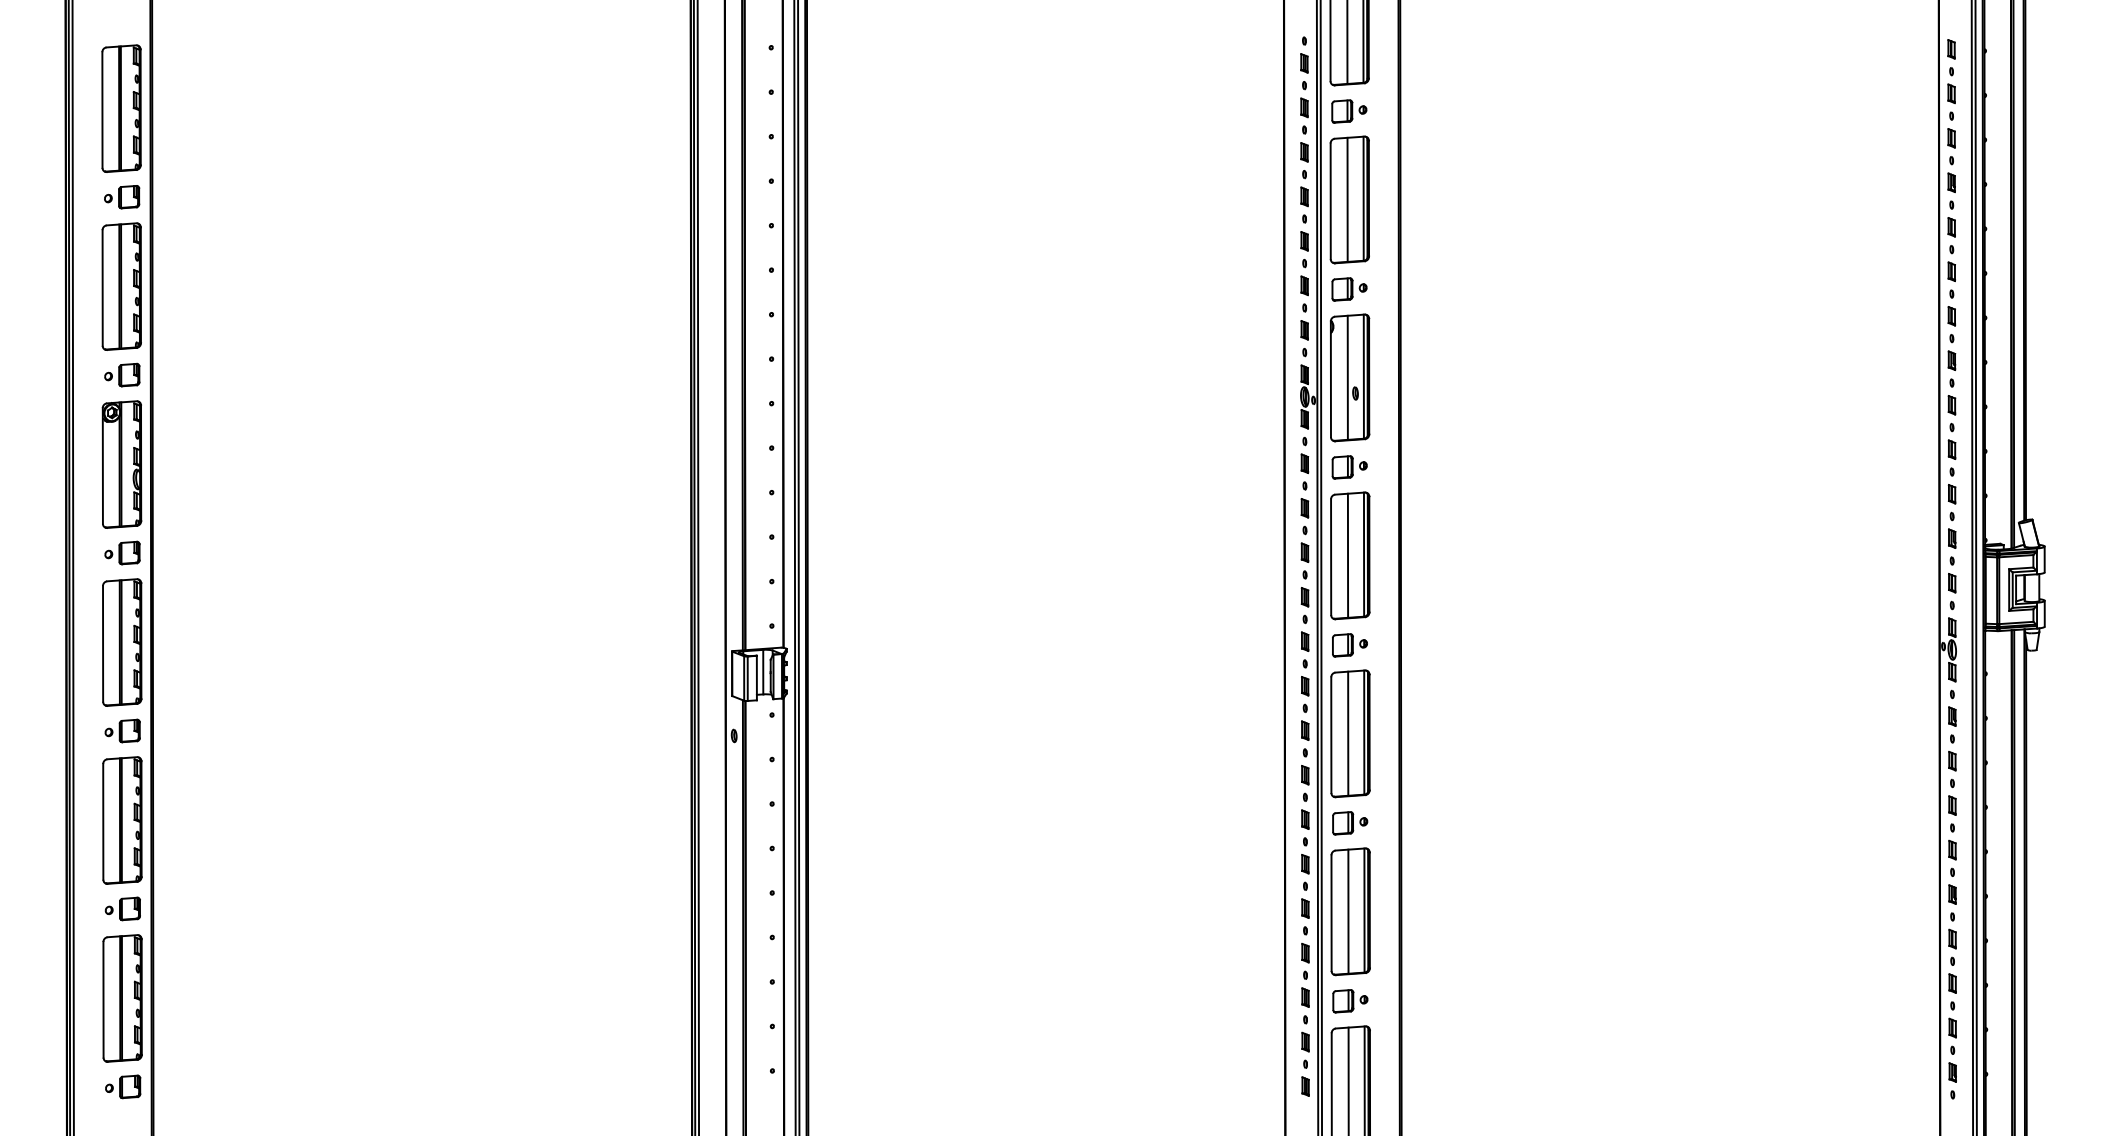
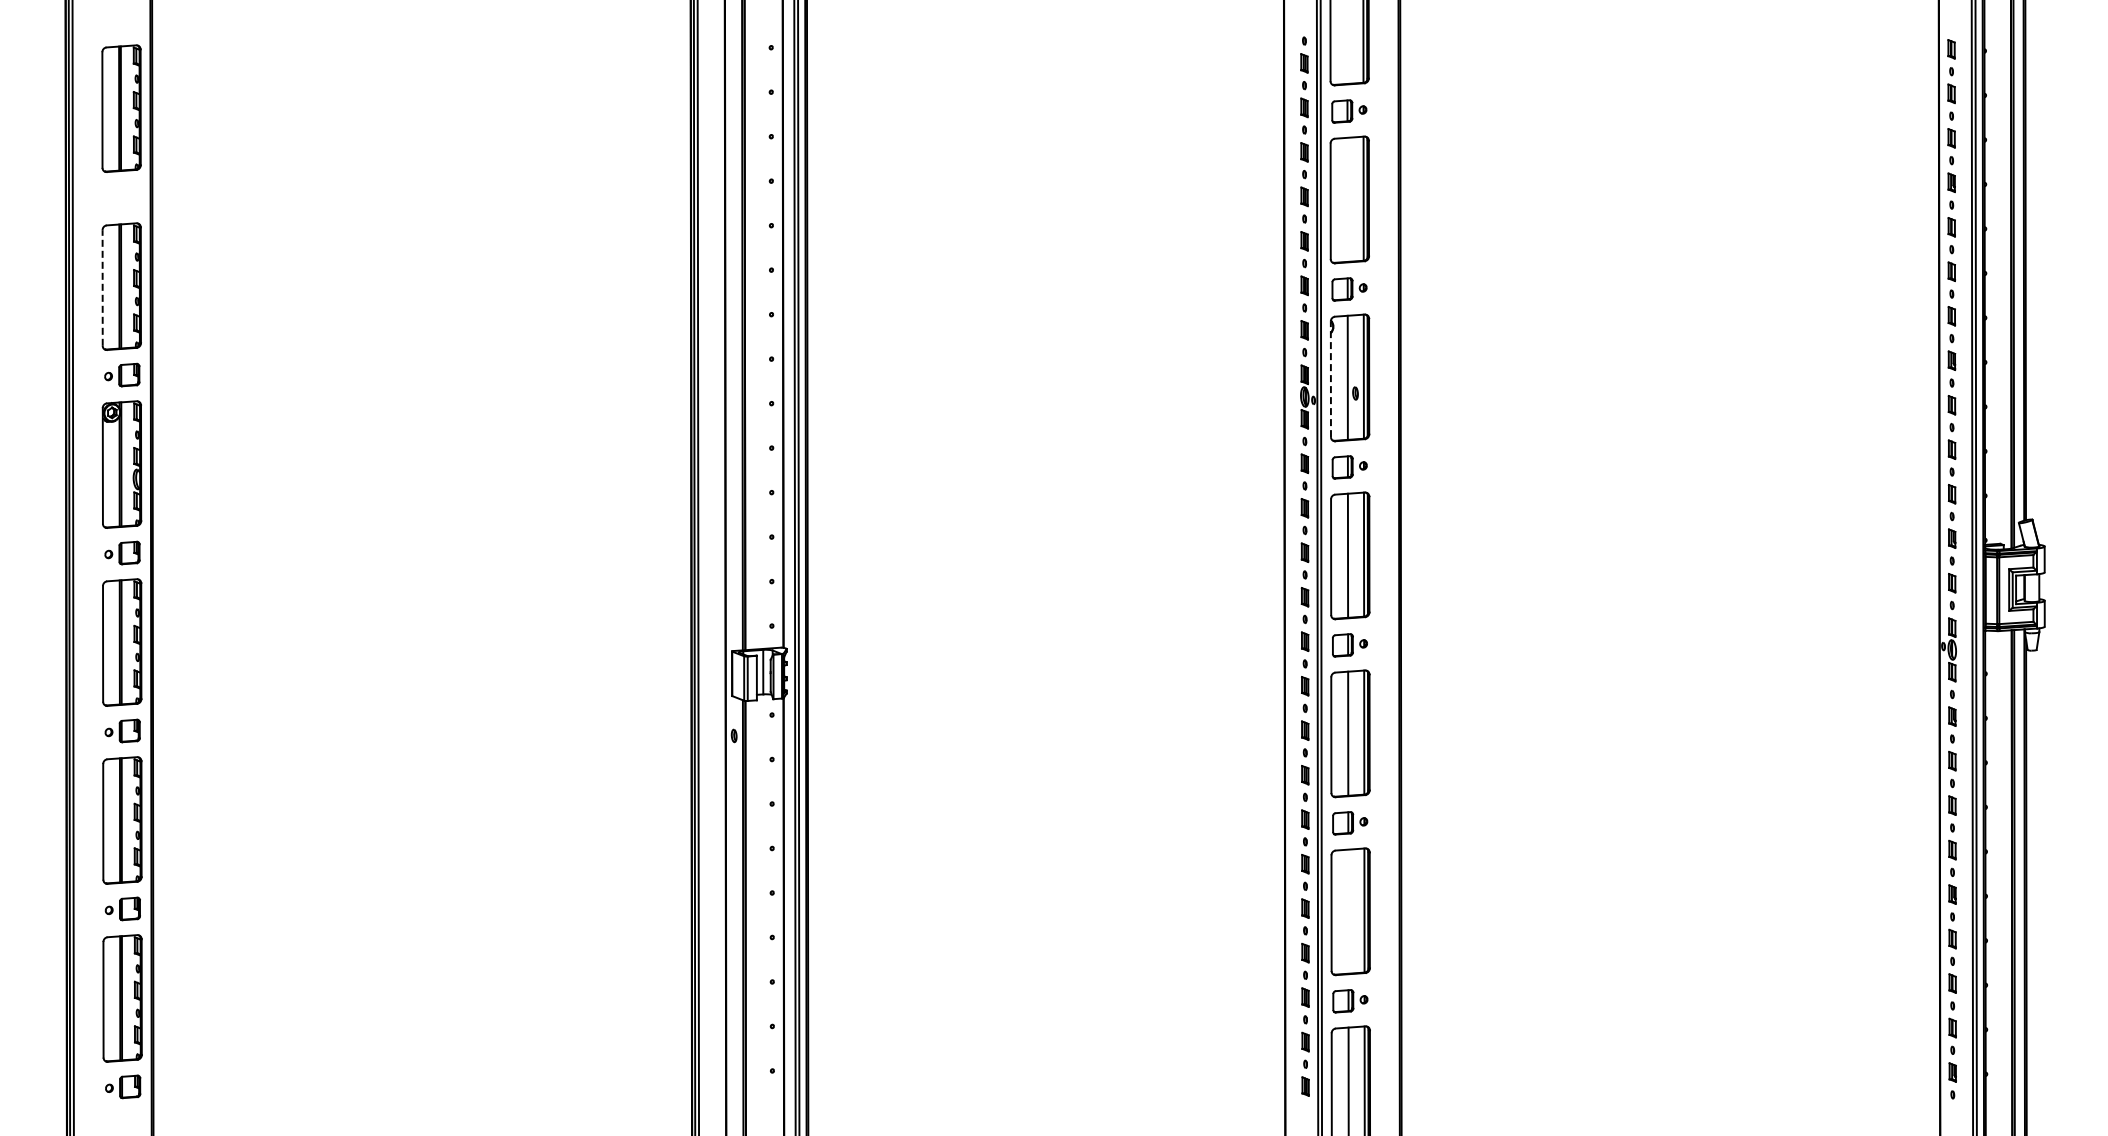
line: present -> none (1347, 42)
part: present -> none (122, 197)
line: present -> none (1347, 199)
line: solid -> dashed (102, 288)
line: solid -> dashed (1330, 379)
line: present -> none (1348, 911)
